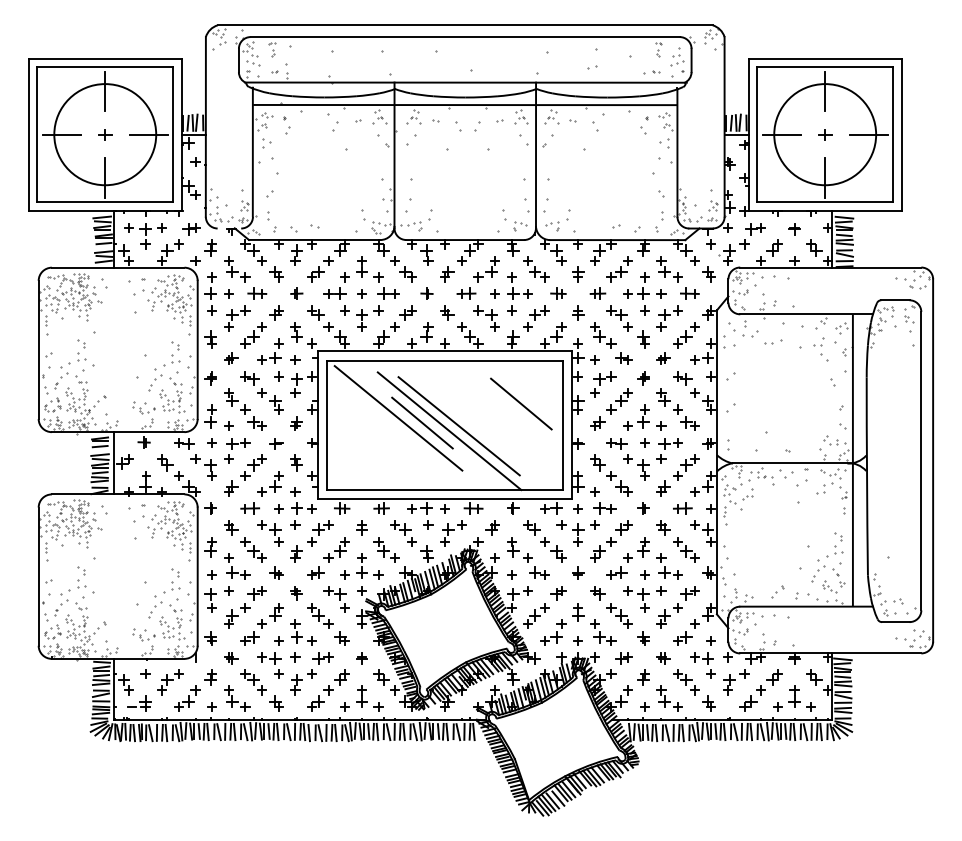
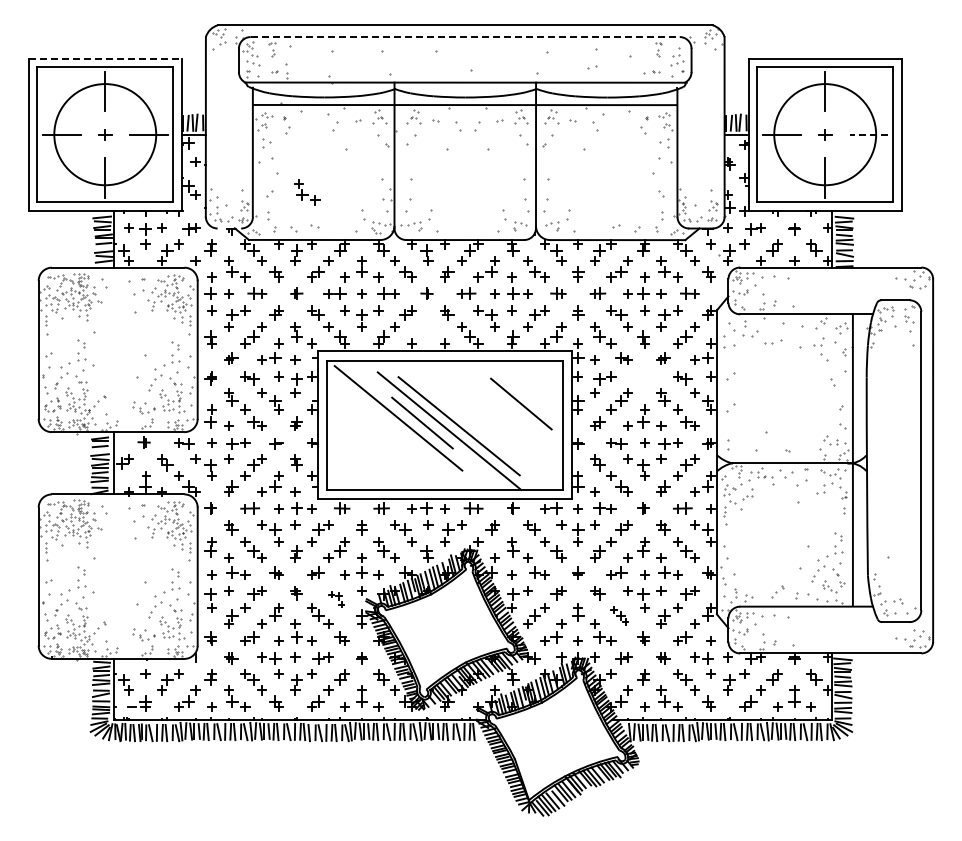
line: solid -> dashed (465, 37)
line: solid -> dashed (105, 58)
line: solid -> dashed (868, 134)
part: none -> present (307, 192)
part: present -> none (426, 332)
part: present -> none (643, 378)
part size: 27x27 px -> 17x17 px (336, 599)
part size: 27x26 px -> 19x20 px (619, 615)
